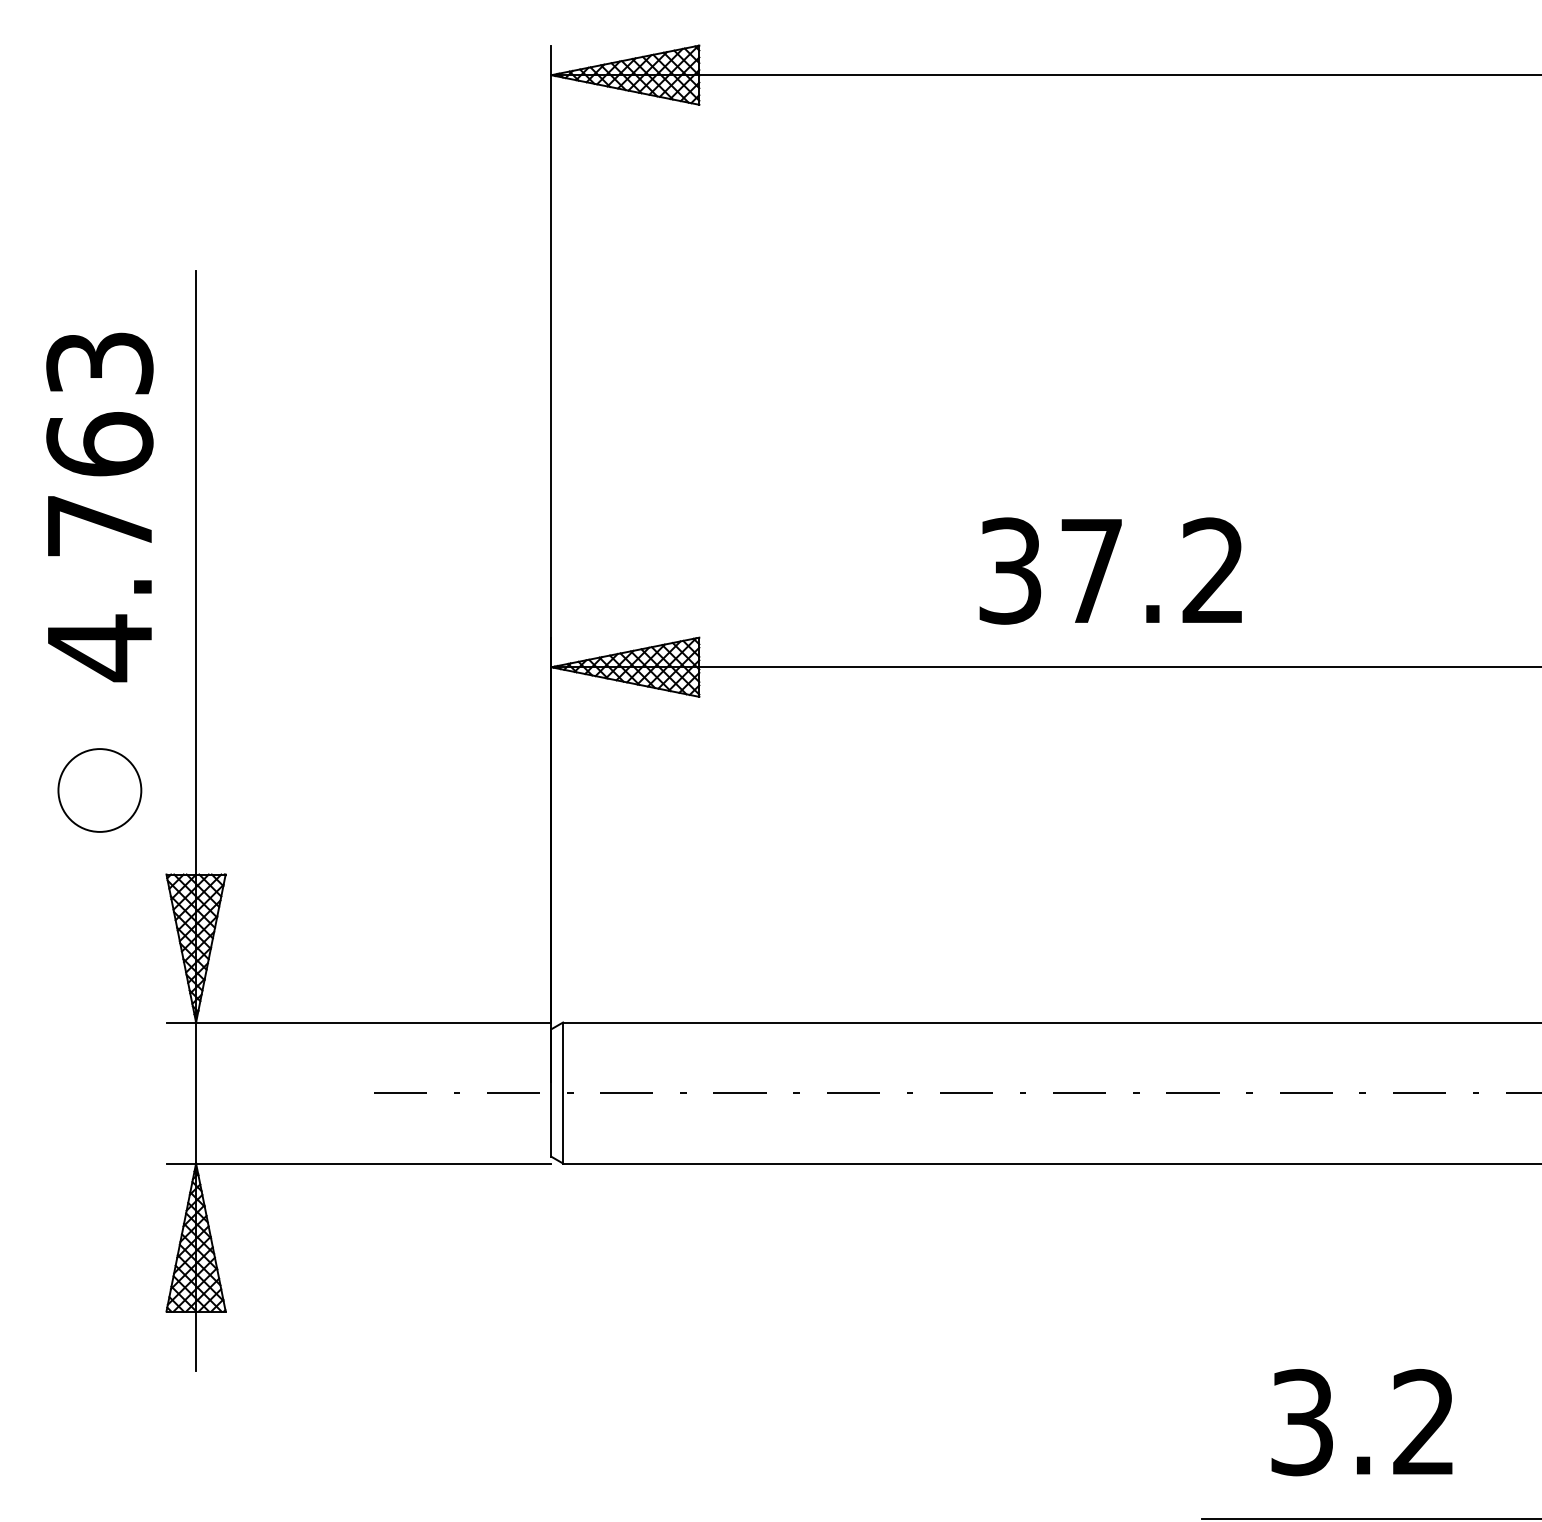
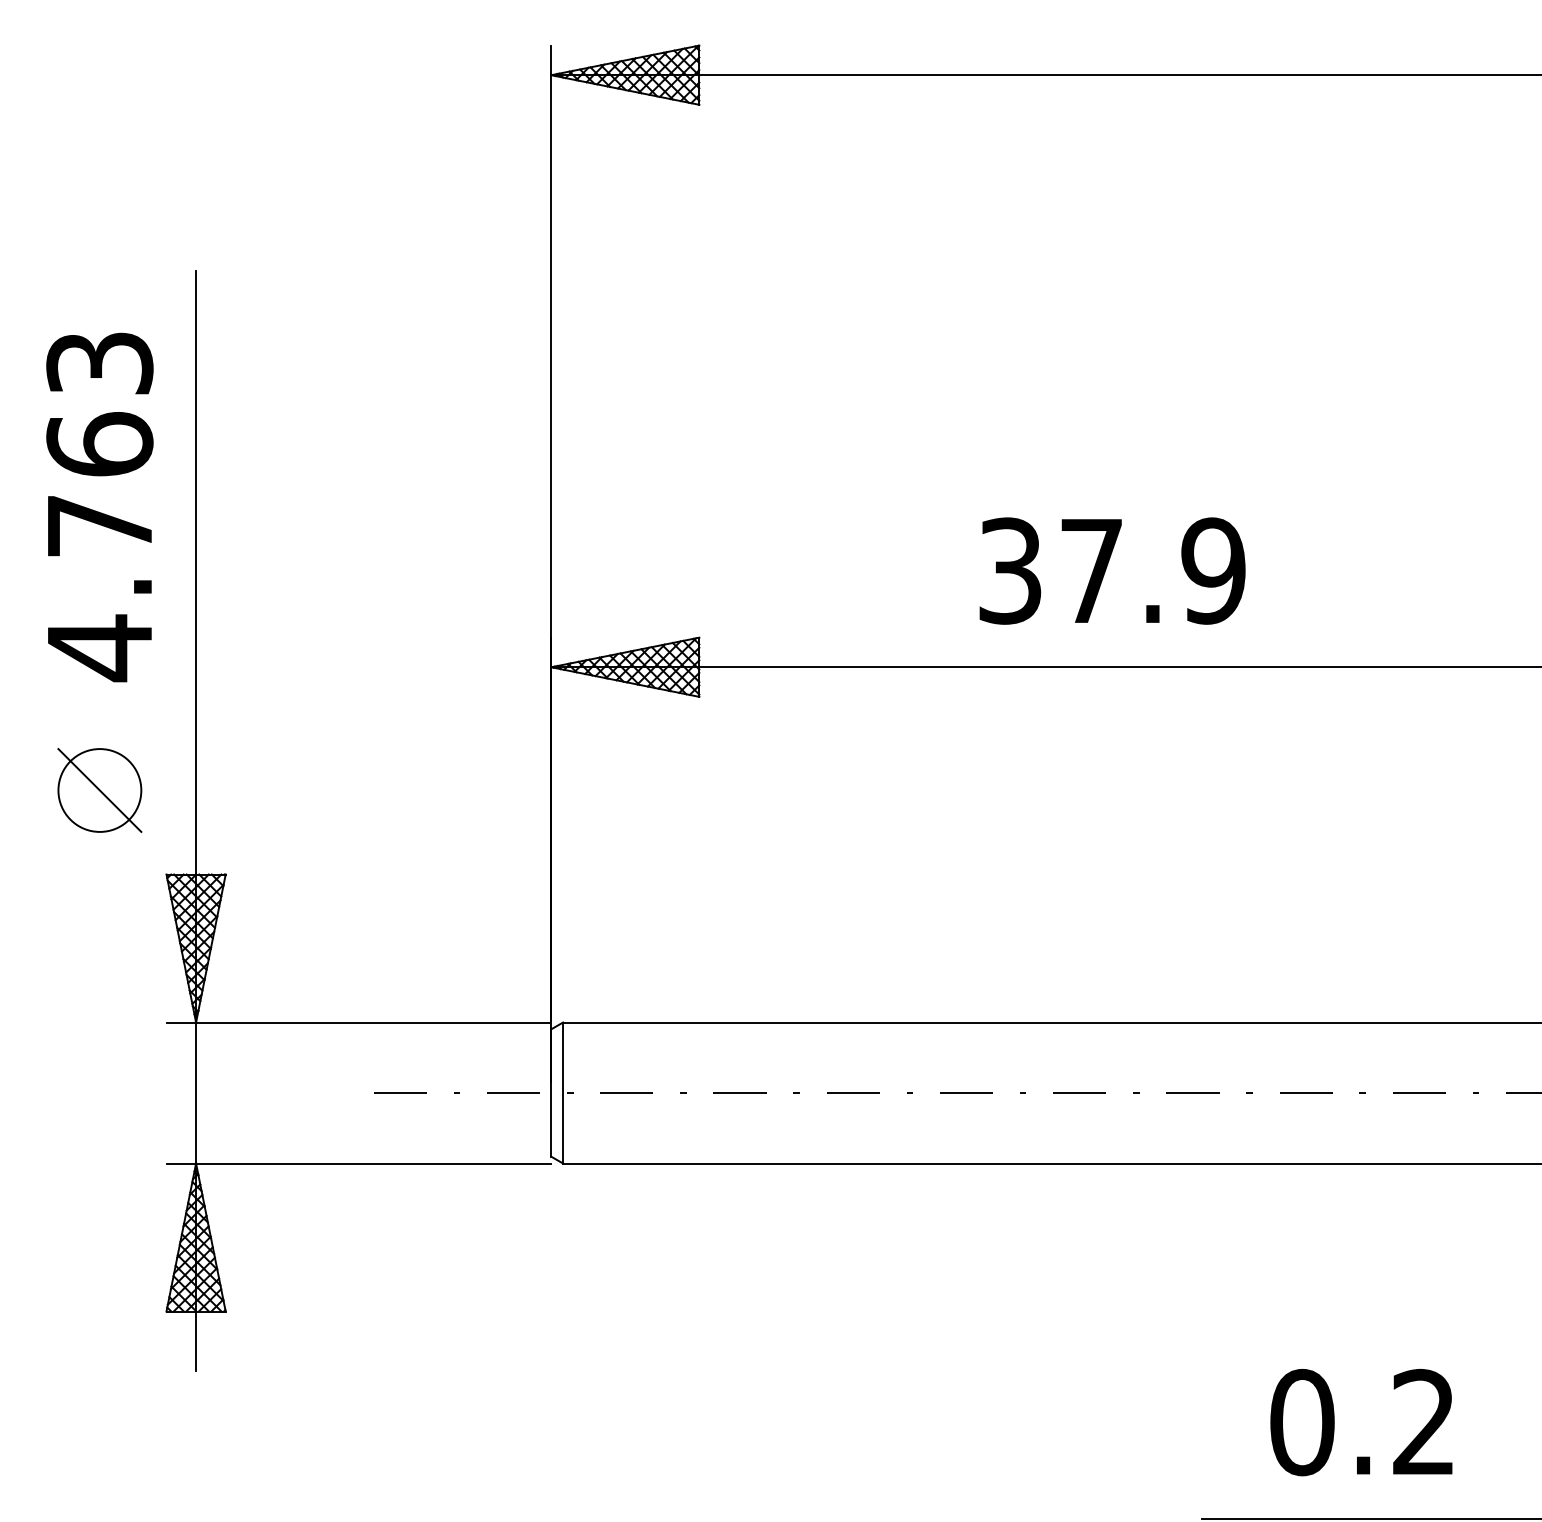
text: 37.2 -> 37.9 (1213, 570)
line: none -> present (99, 790)
text: 3.2 -> 0.2 (1302, 1422)
